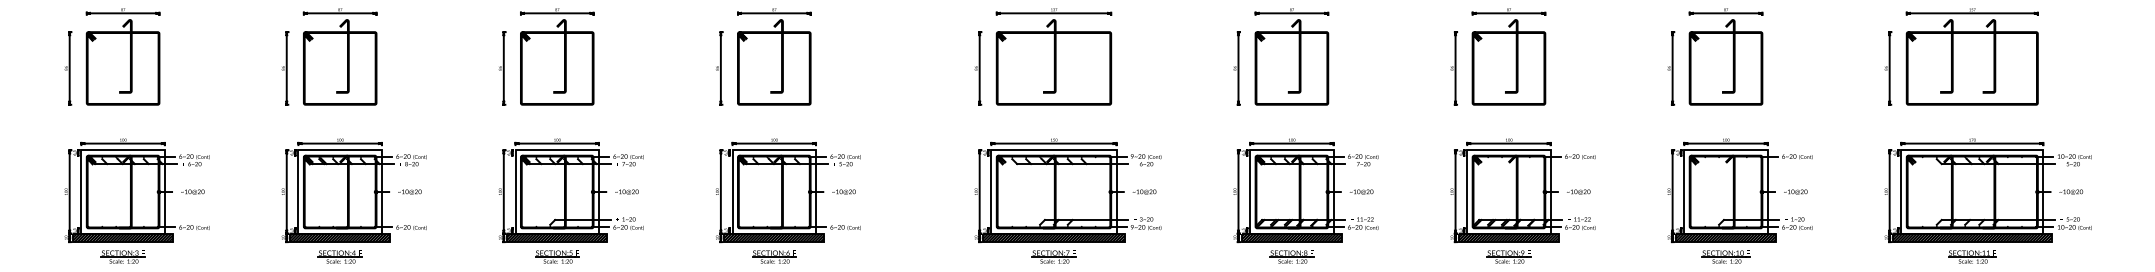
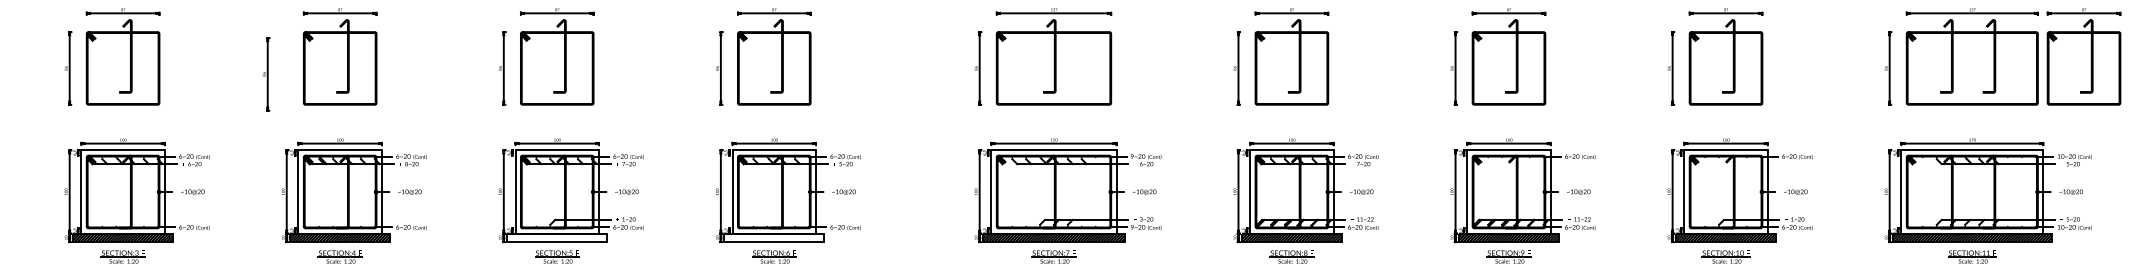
part: none -> present (2083, 56)
part position: (285, 68) -> (266, 74) (266, 74)
hatch: present -> none (557, 237)
hatch: present -> none (774, 237)
